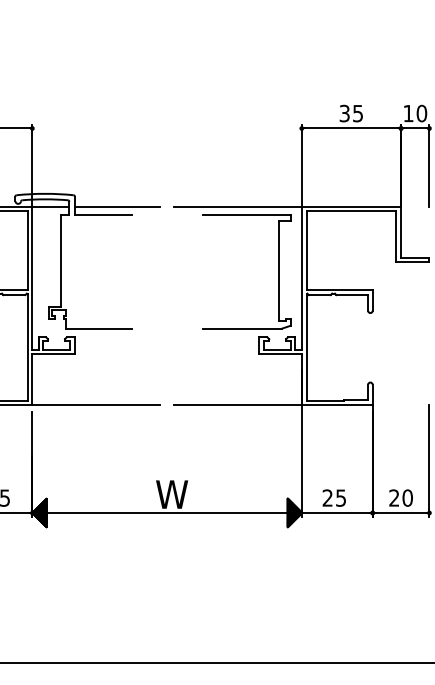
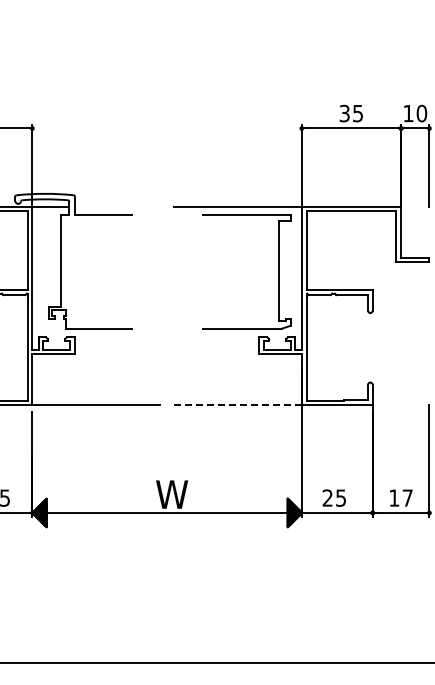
line: present -> none (117, 206)
line: solid -> dashed (238, 405)
text: 20 -> 17 (400, 497)
